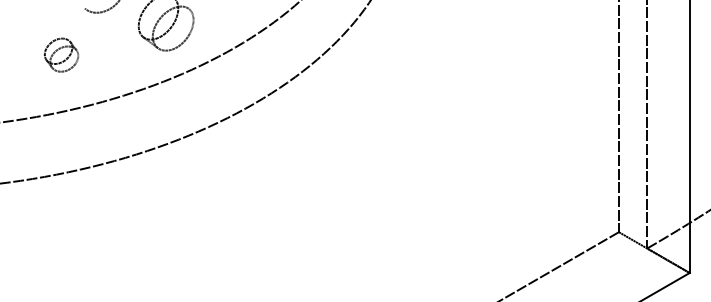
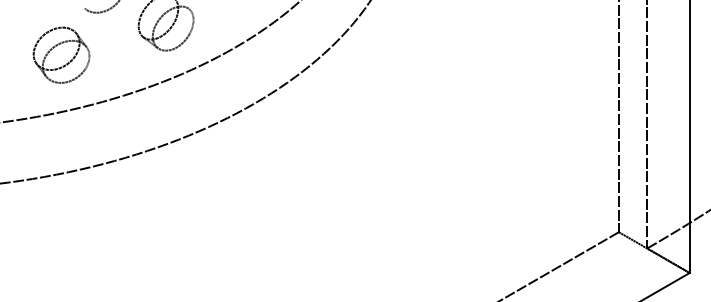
part size: 36x36 px -> 59x58 px (61, 54)
